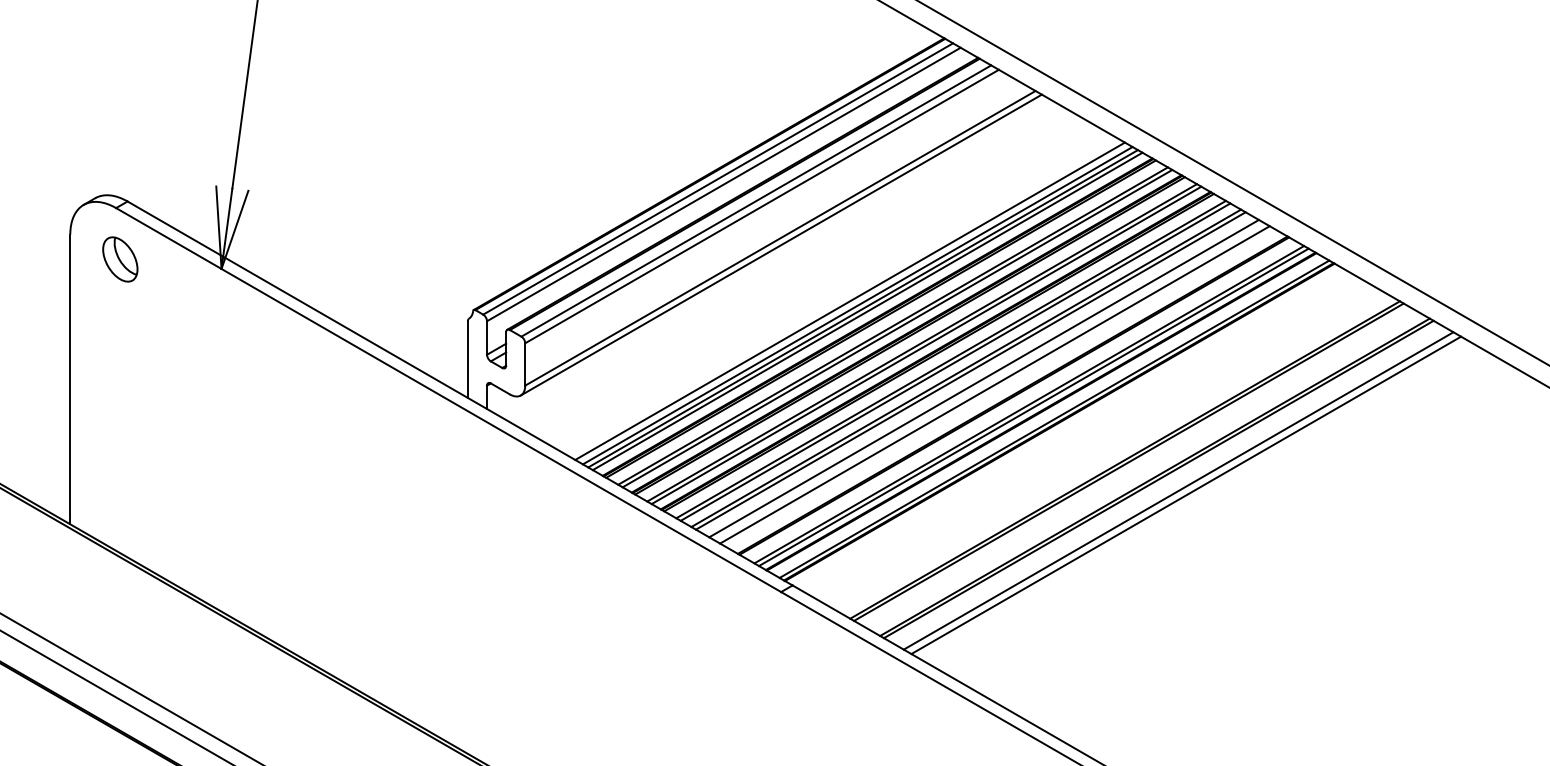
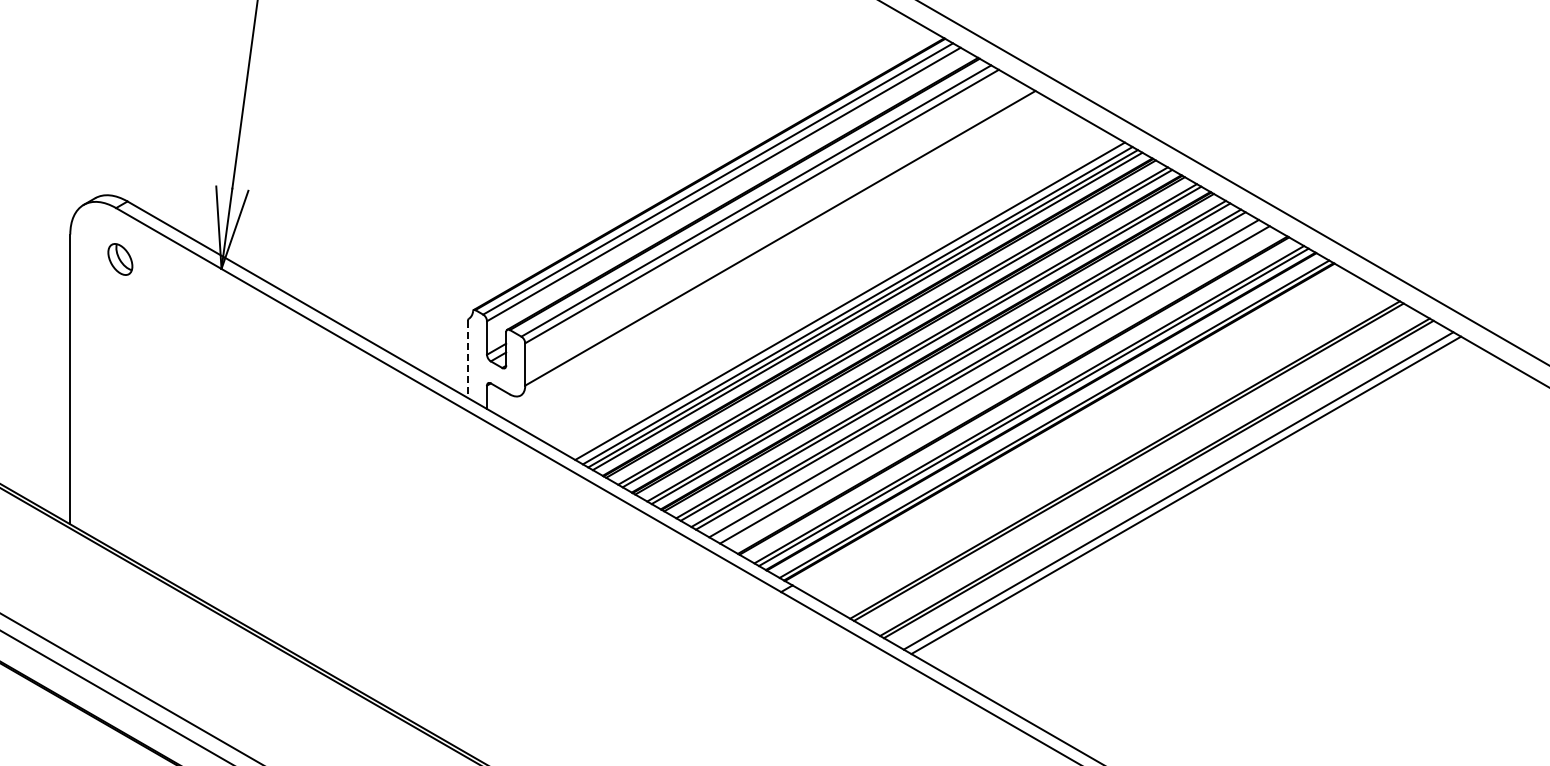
line: present -> none (780, 244)
part size: 37x47 px -> 27x33 px (120, 259)
line: solid -> dashed (467, 360)
